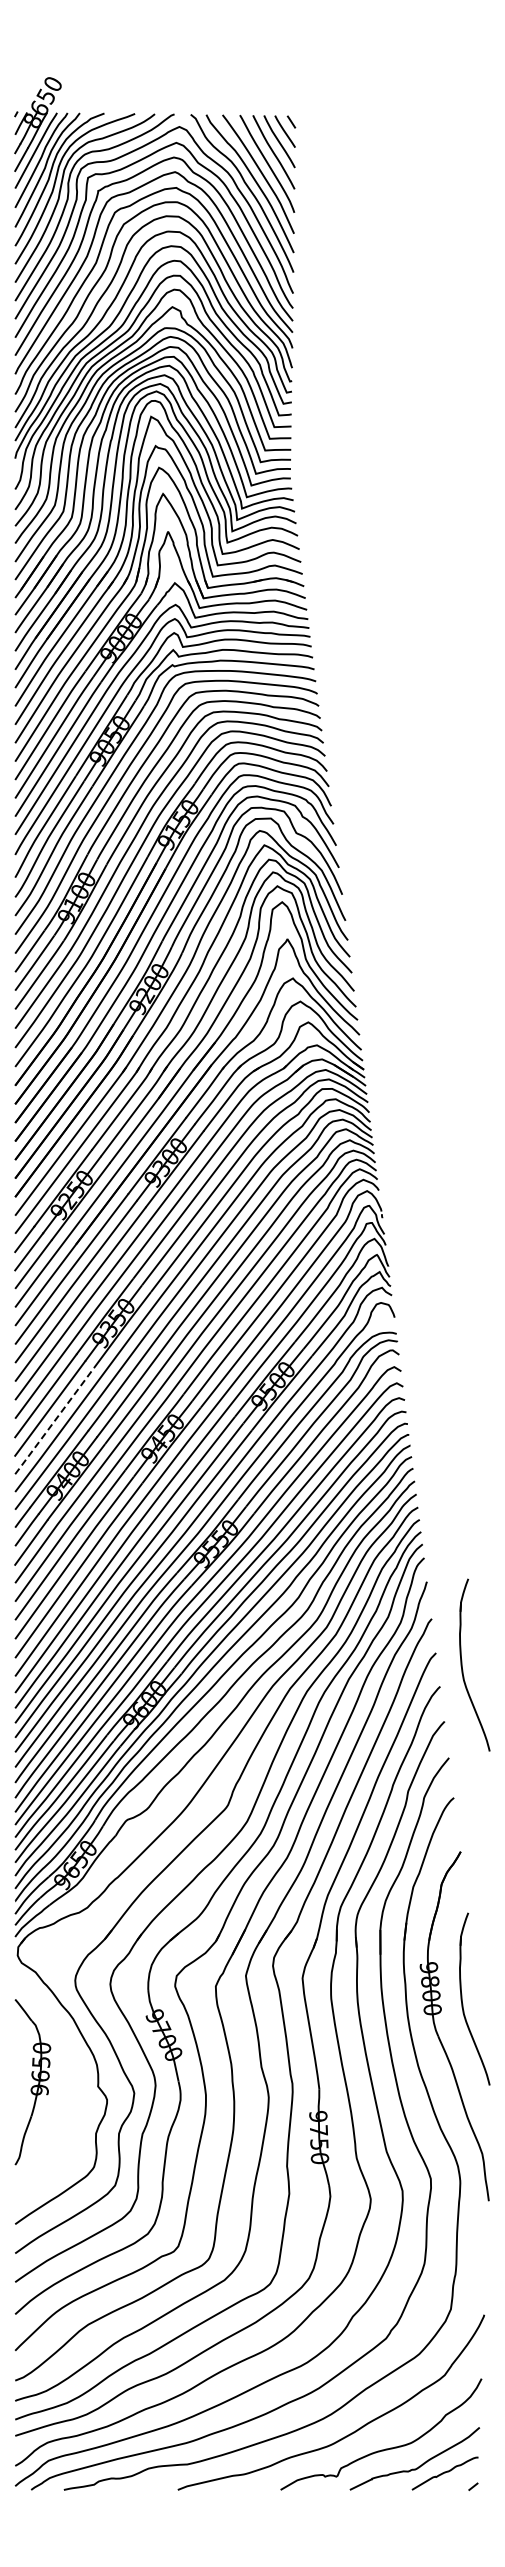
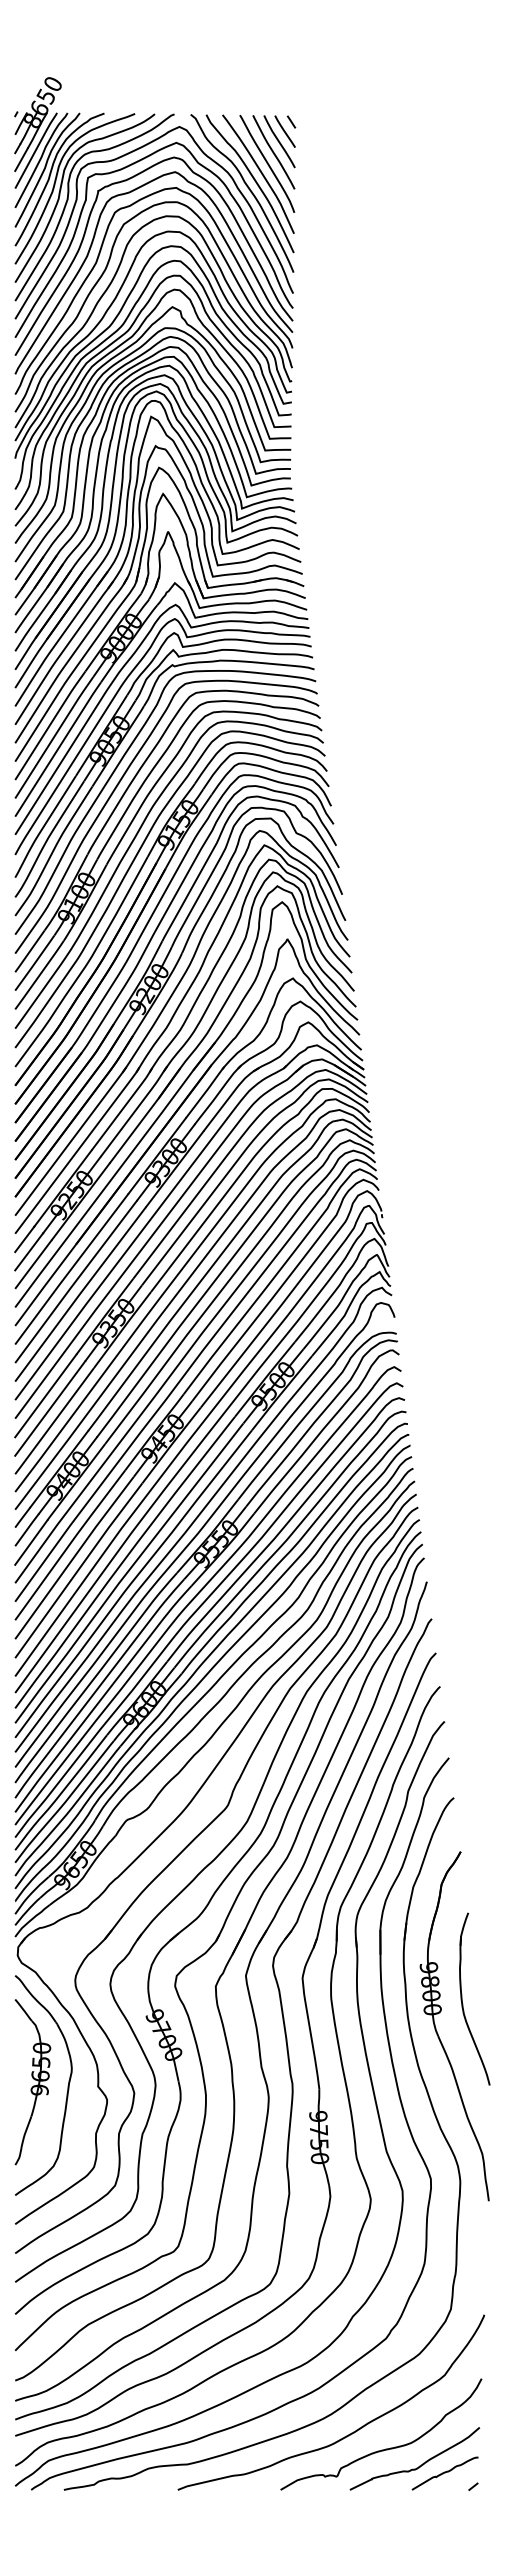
line: dashed -> solid (54, 1421)
part: present -> none (462, 1664)
part: none -> present (67, 2085)
